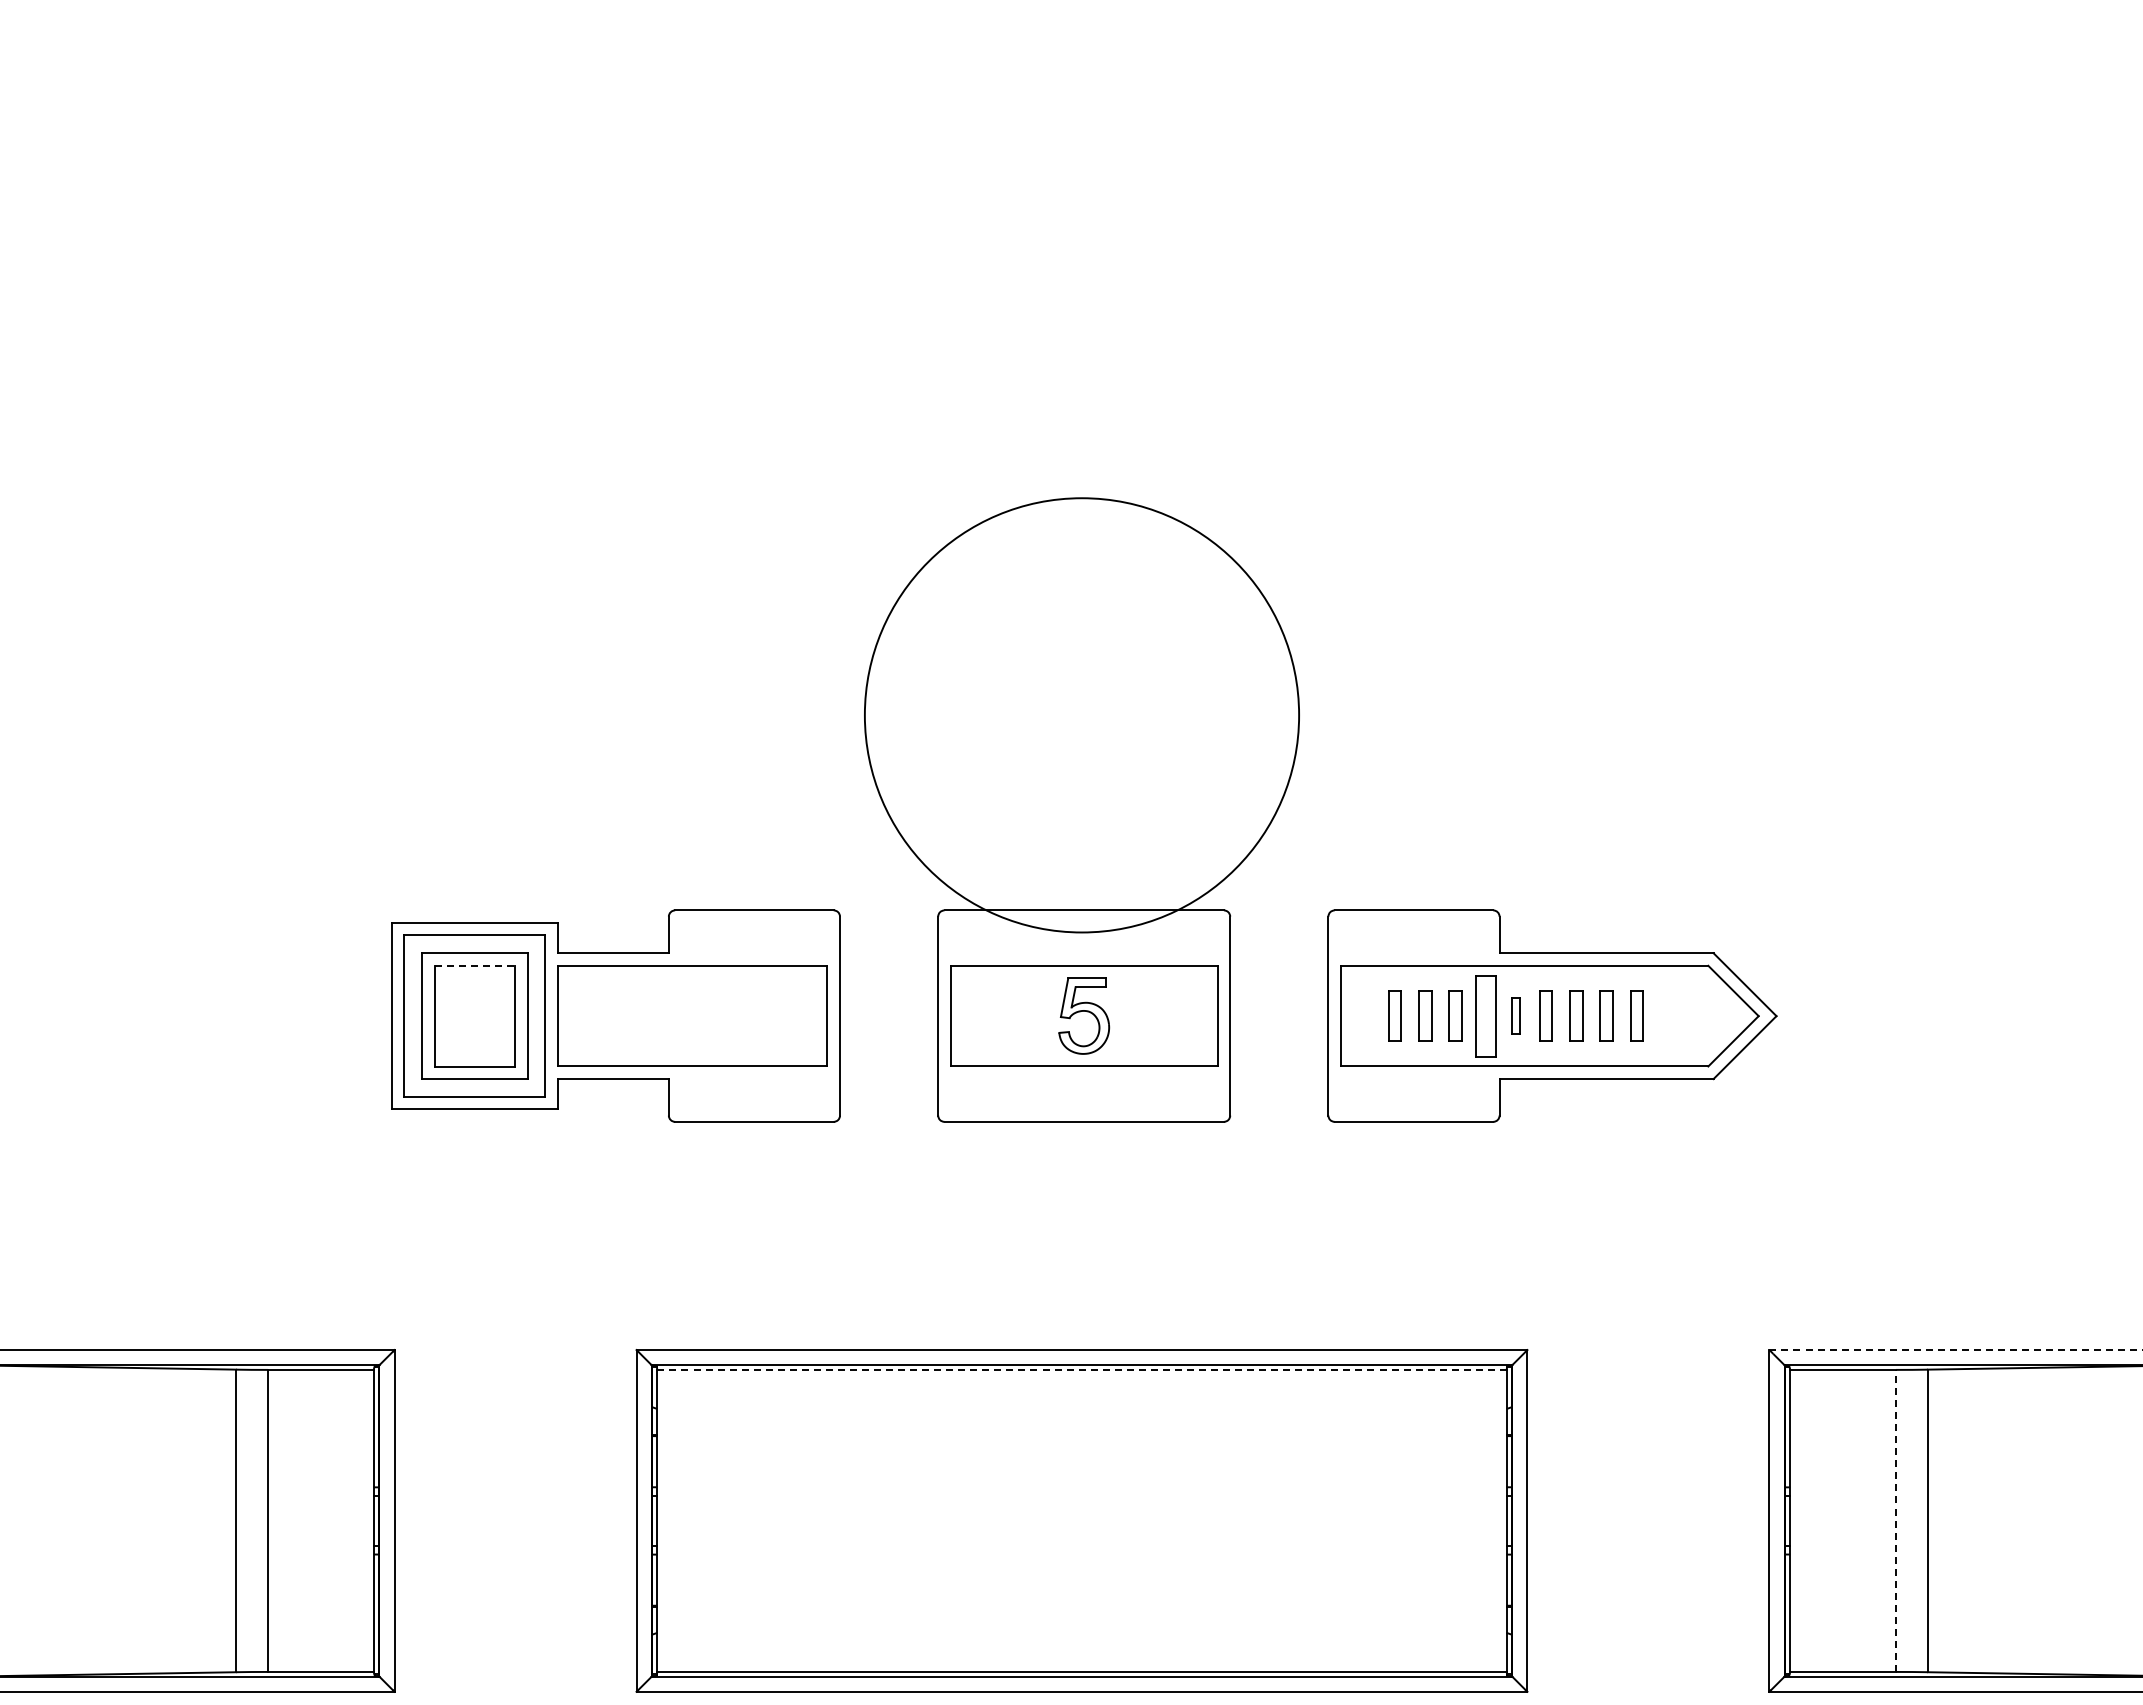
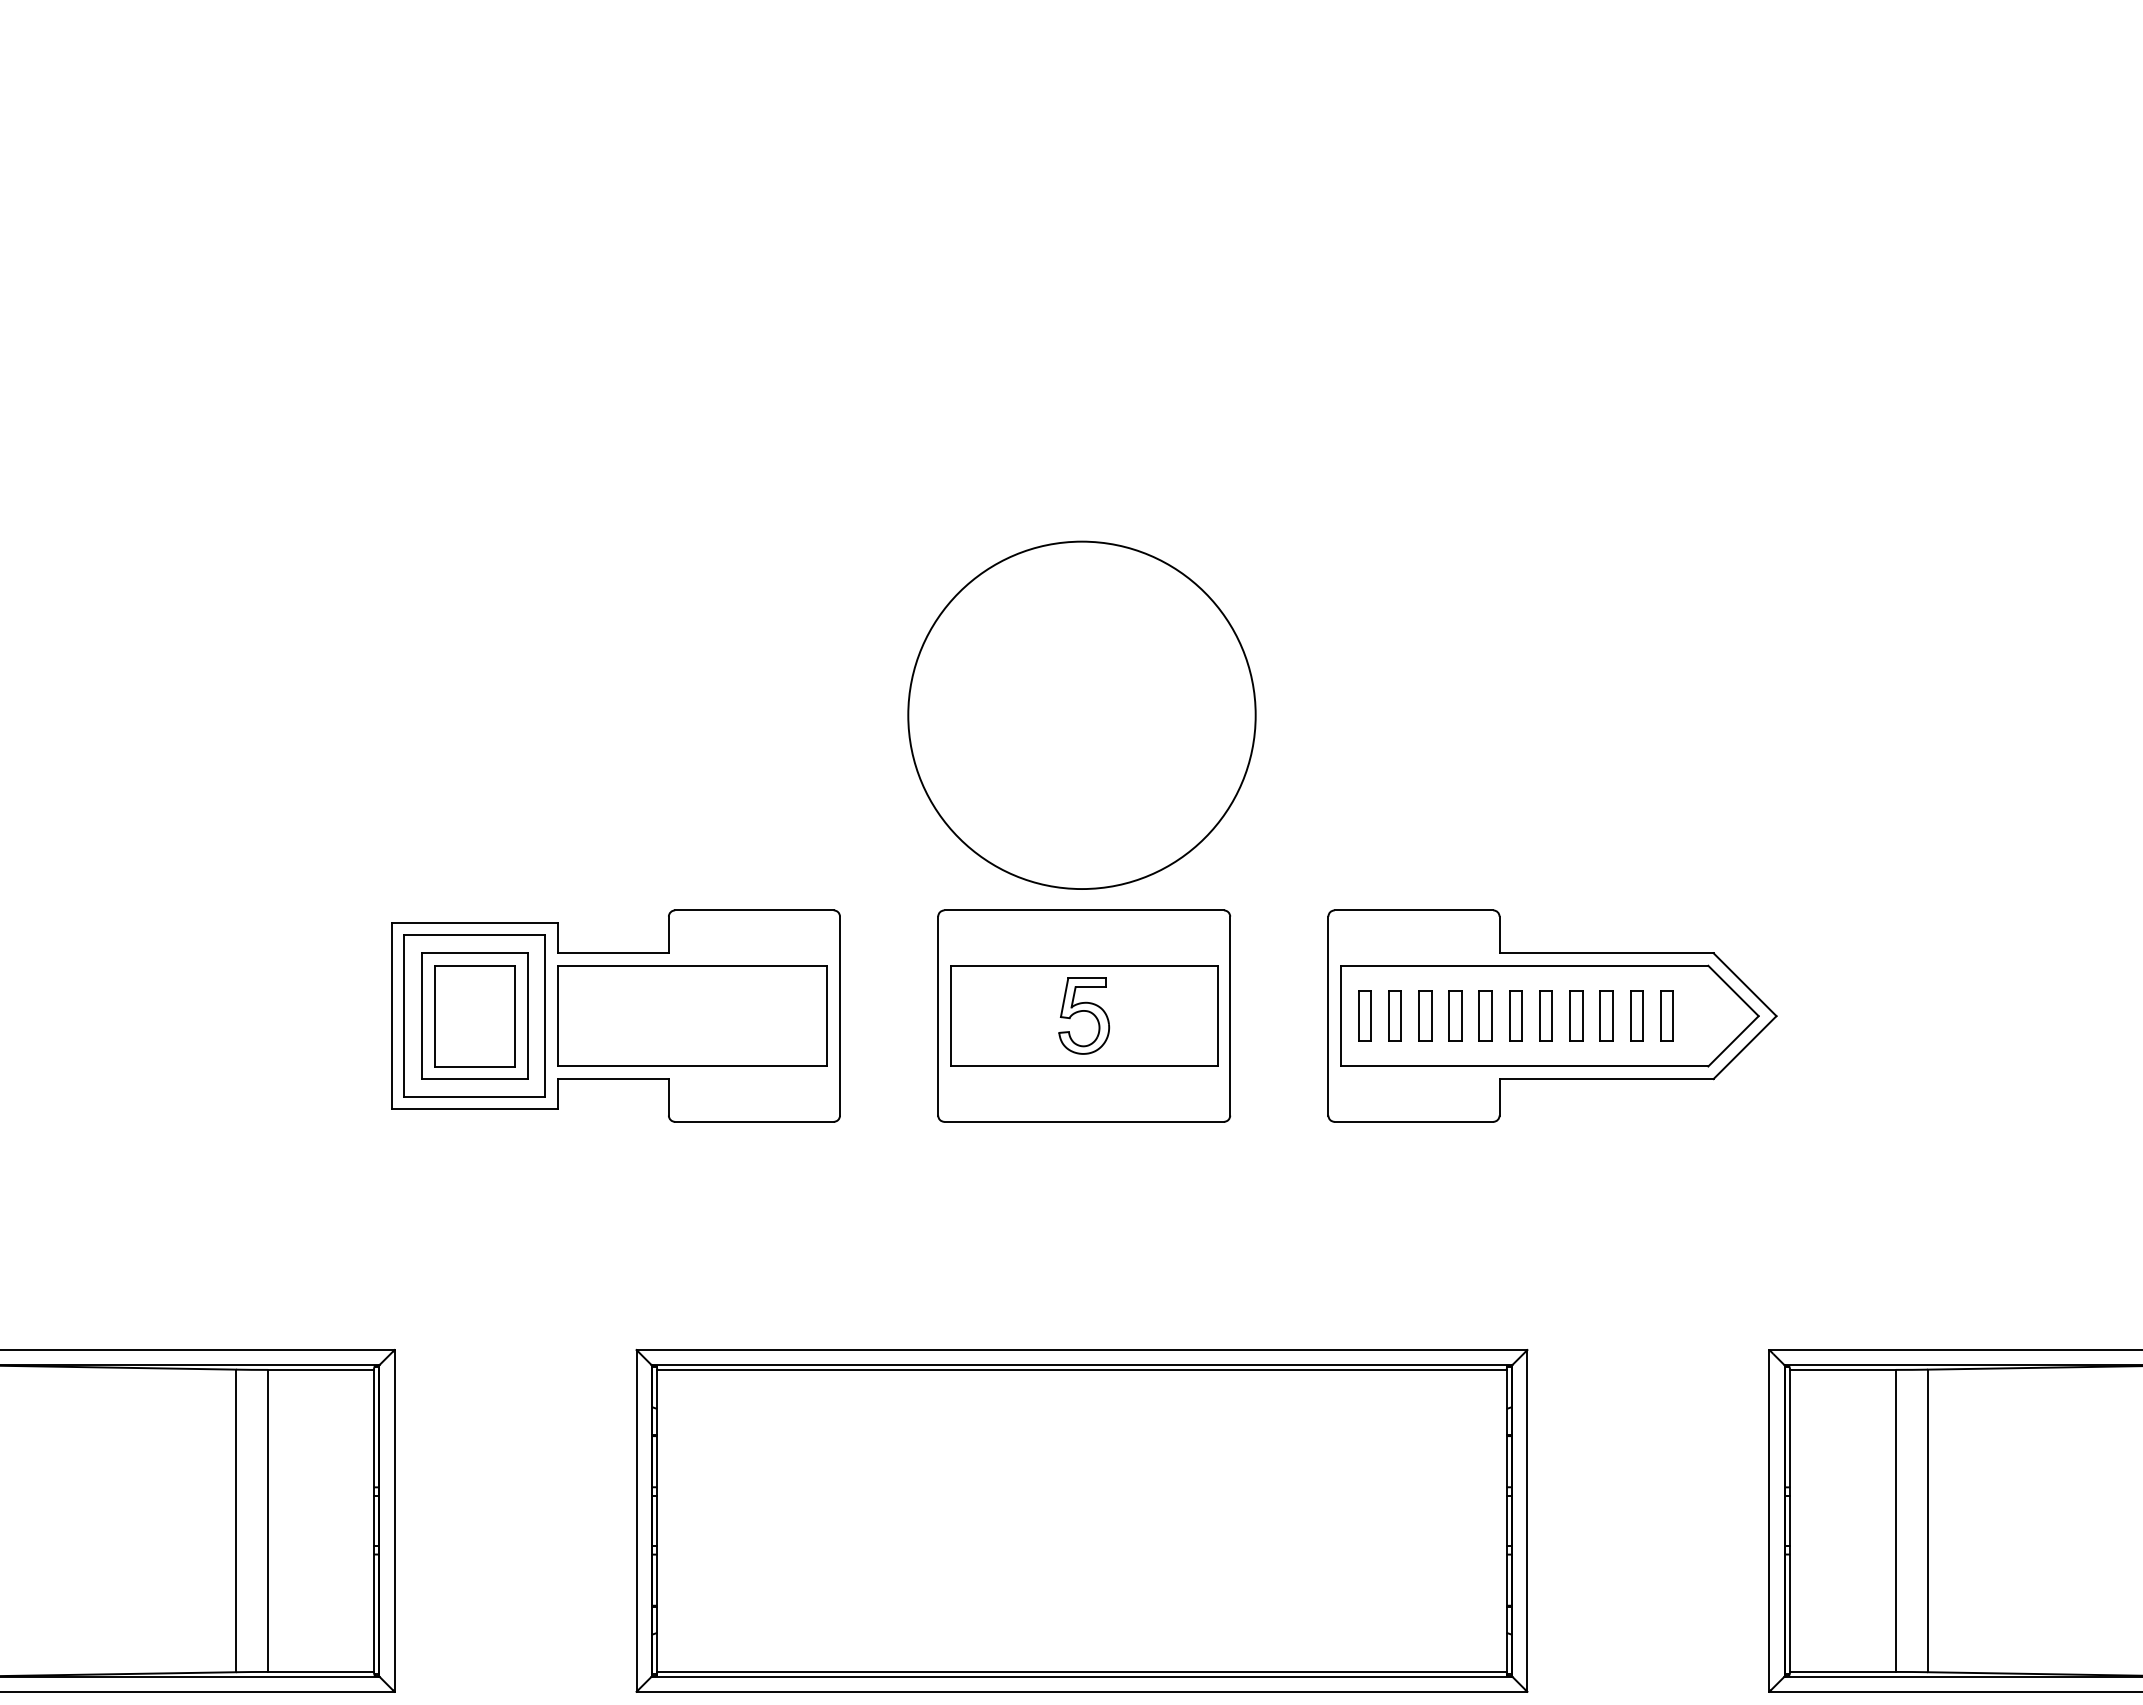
circle diameter: 434 px -> 347 px (1081, 715)
line: dashed -> solid (475, 965)
part: none -> present (1364, 1015)
part size: 10x38 px -> 14x52 px (1515, 1015)
part: none -> present (1666, 1015)
part size: 22x83 px -> 15x52 px (1485, 1015)
line: dashed -> solid (1956, 1350)
line: dashed -> solid (1081, 1369)
line: dashed -> solid (1895, 1520)
